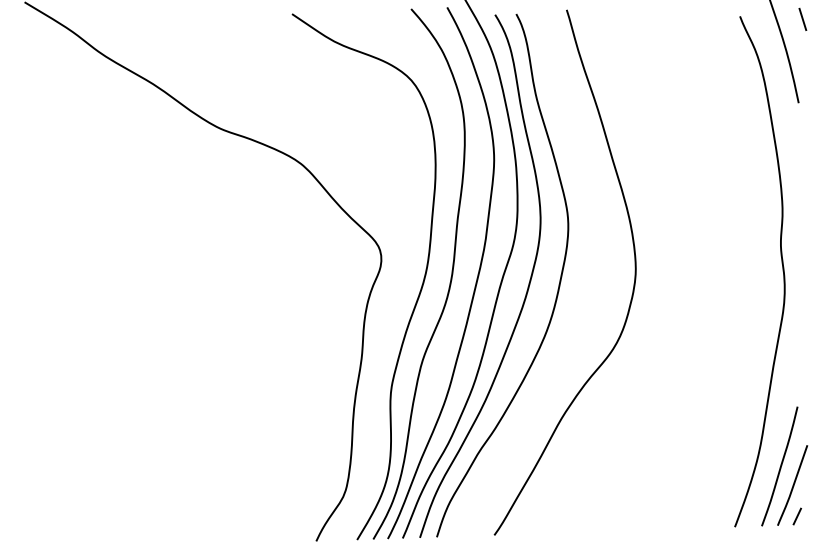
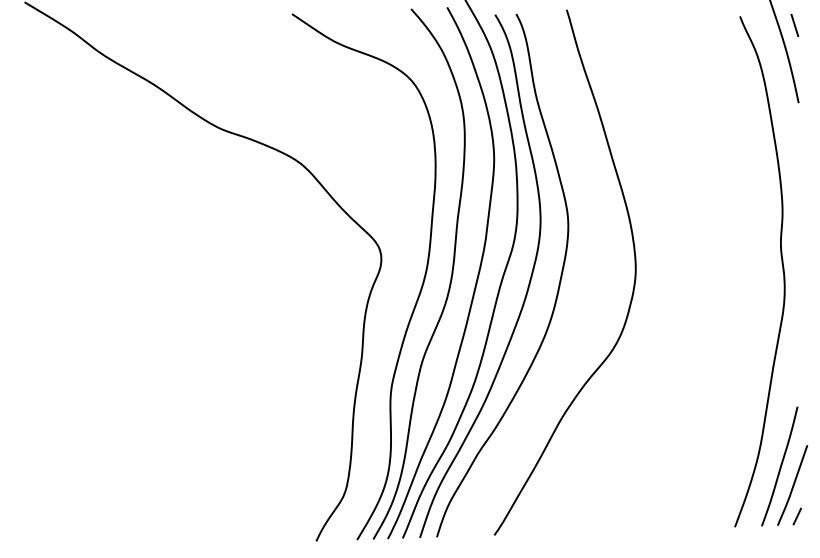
line position: (802, 19) -> (794, 25) (794, 25)
